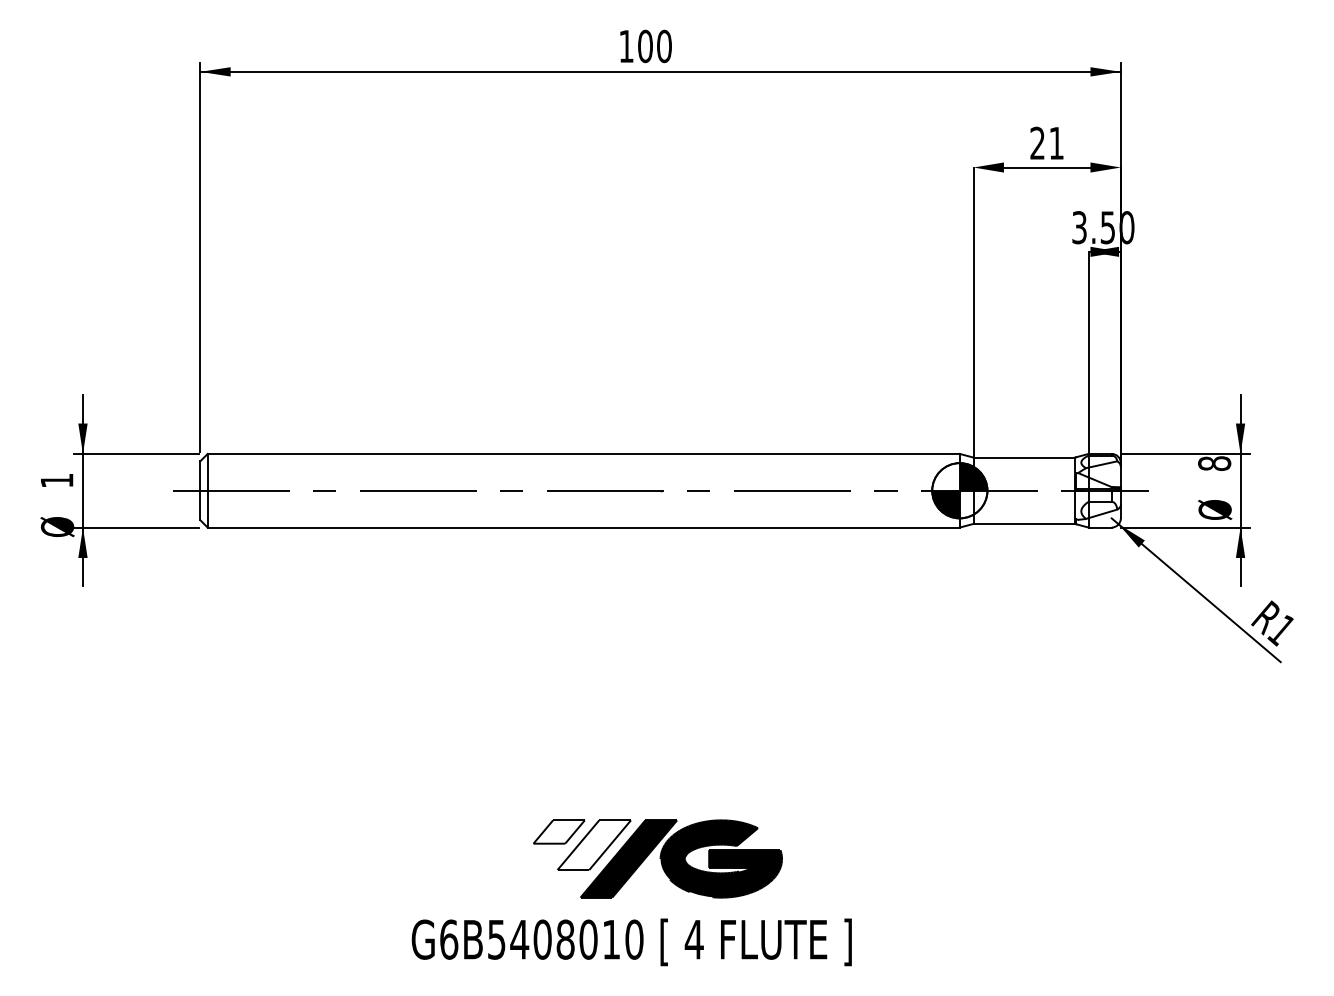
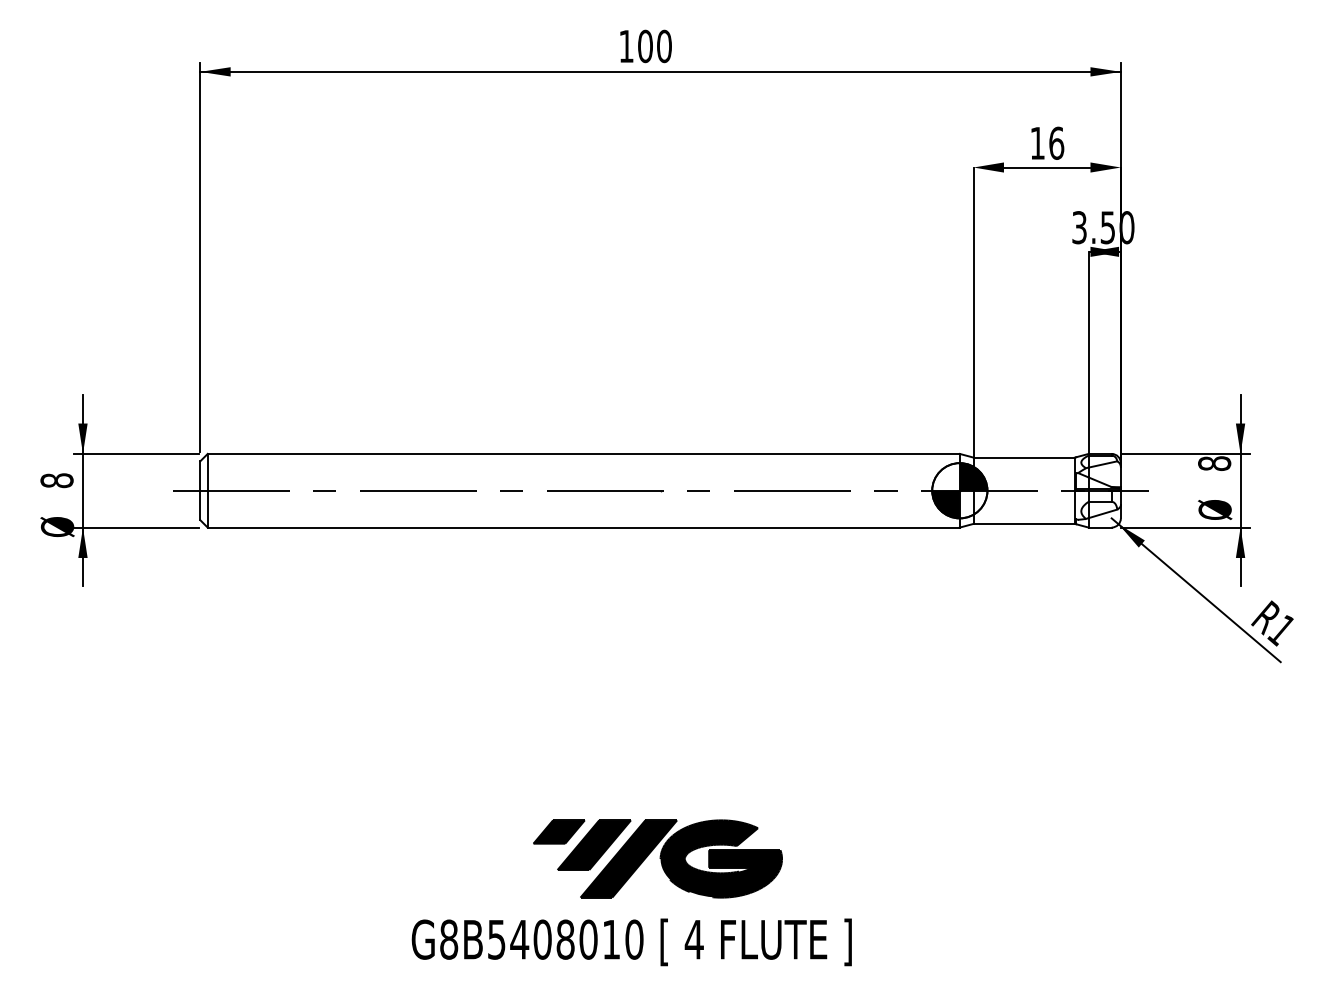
text: 21 -> 16 (1047, 142)
text: 1 -> 8 (56, 480)
fill: none -> present (558, 831)
fill: none -> present (593, 845)
text: G6B5408010 -> G8B5408010 (449, 939)
